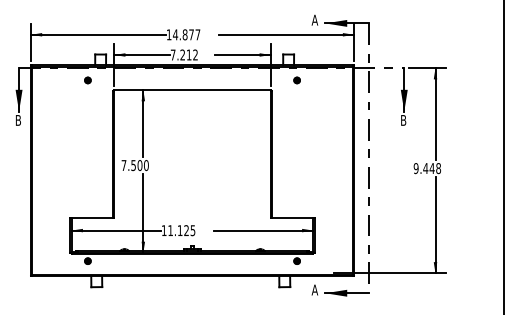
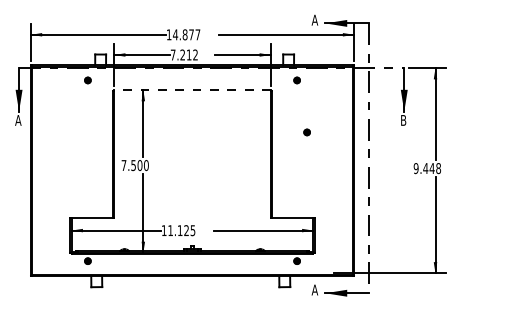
line: solid -> dashed (192, 90)
text: B -> A (18, 120)
part: none -> present (306, 132)
line: present -> none (504, 156)
